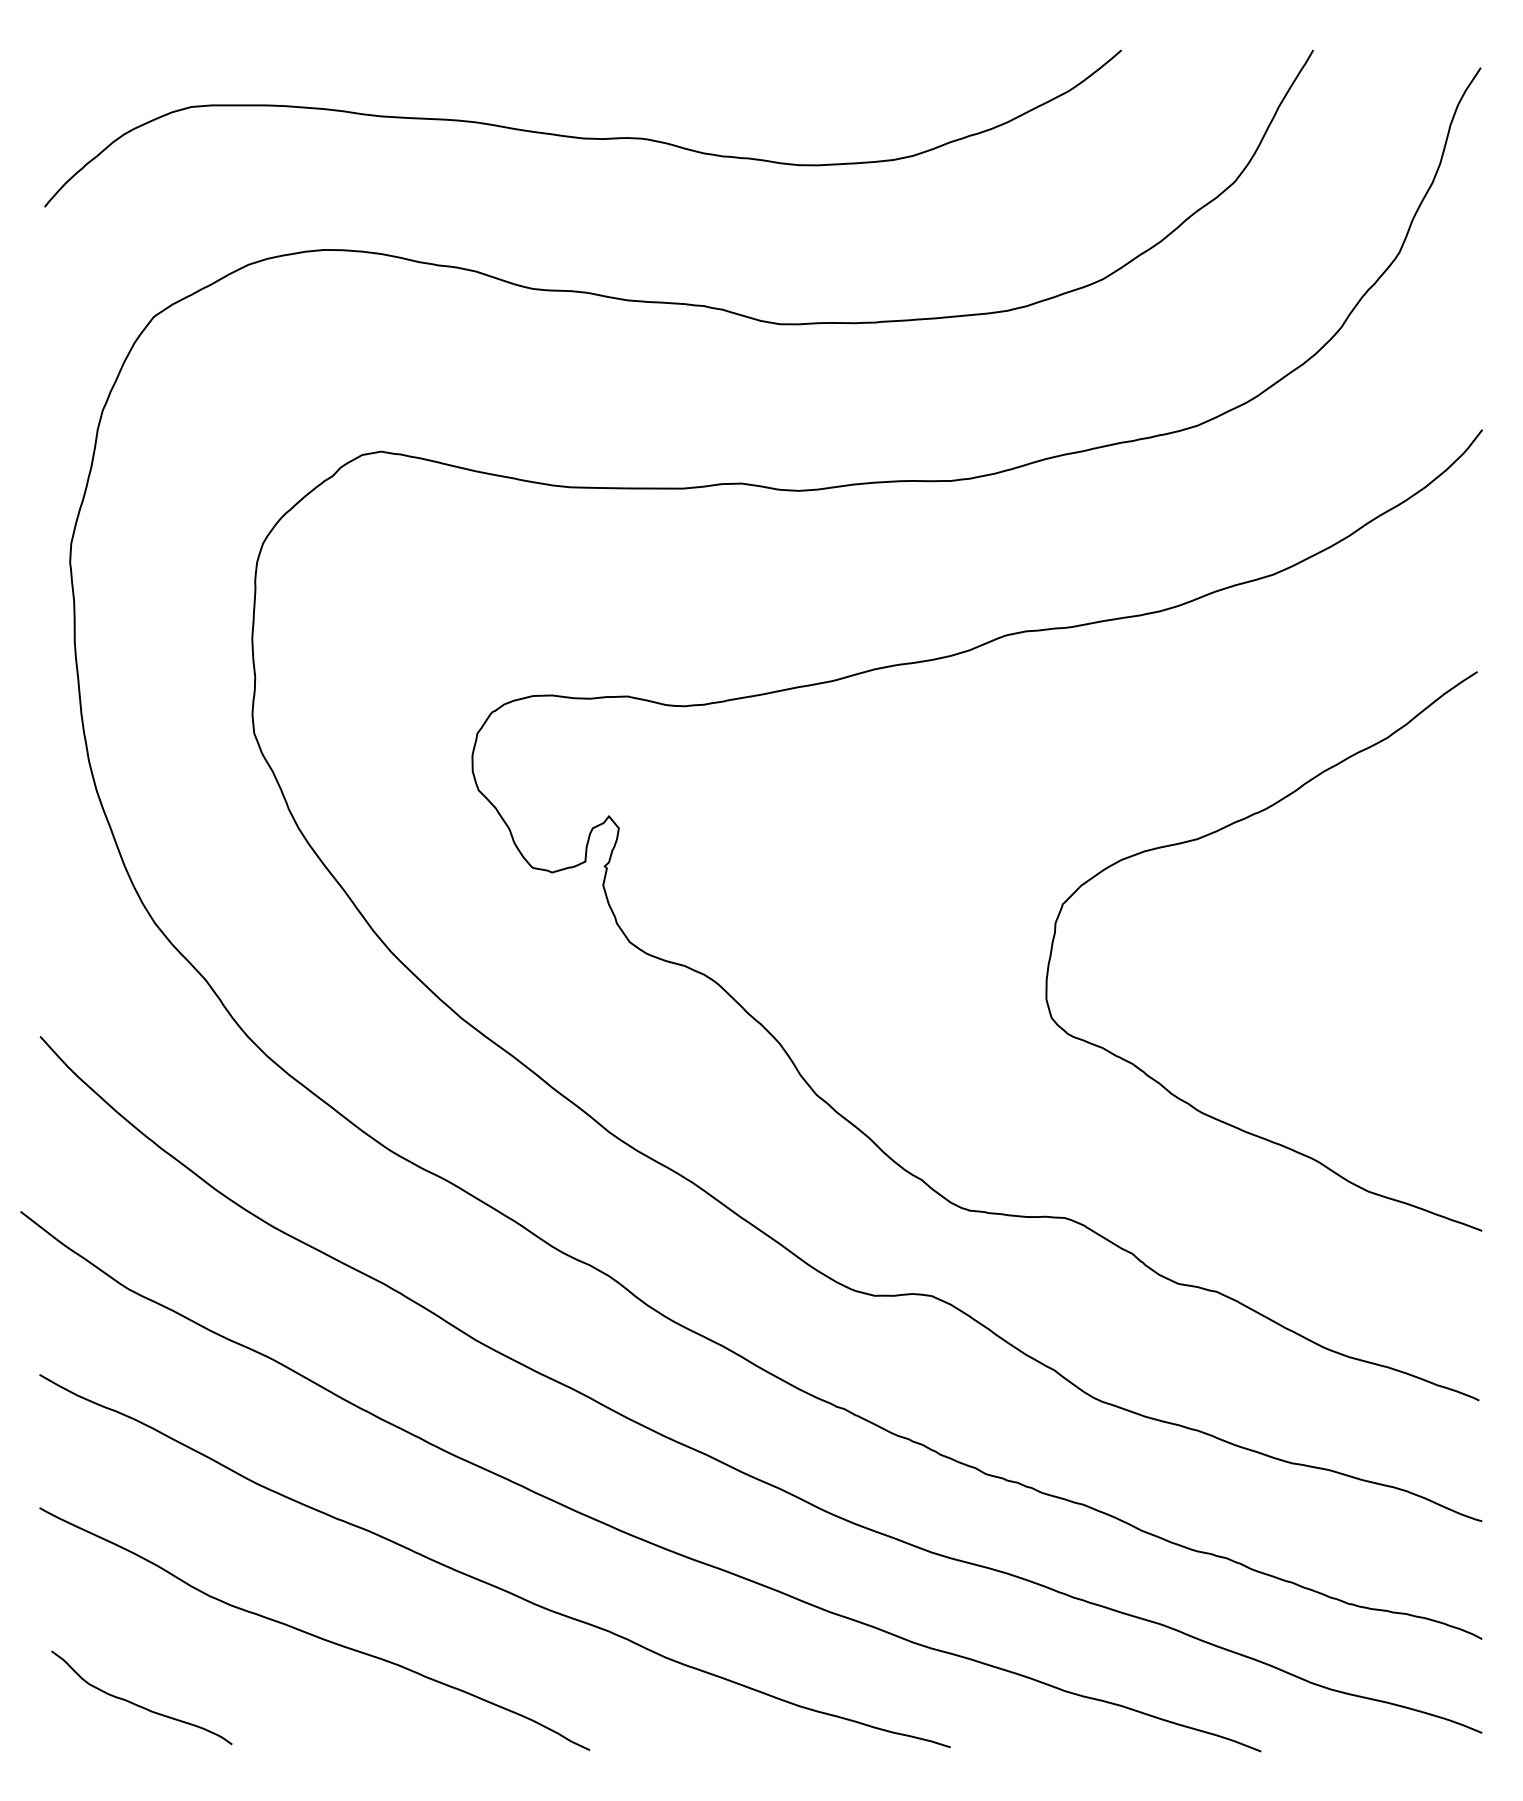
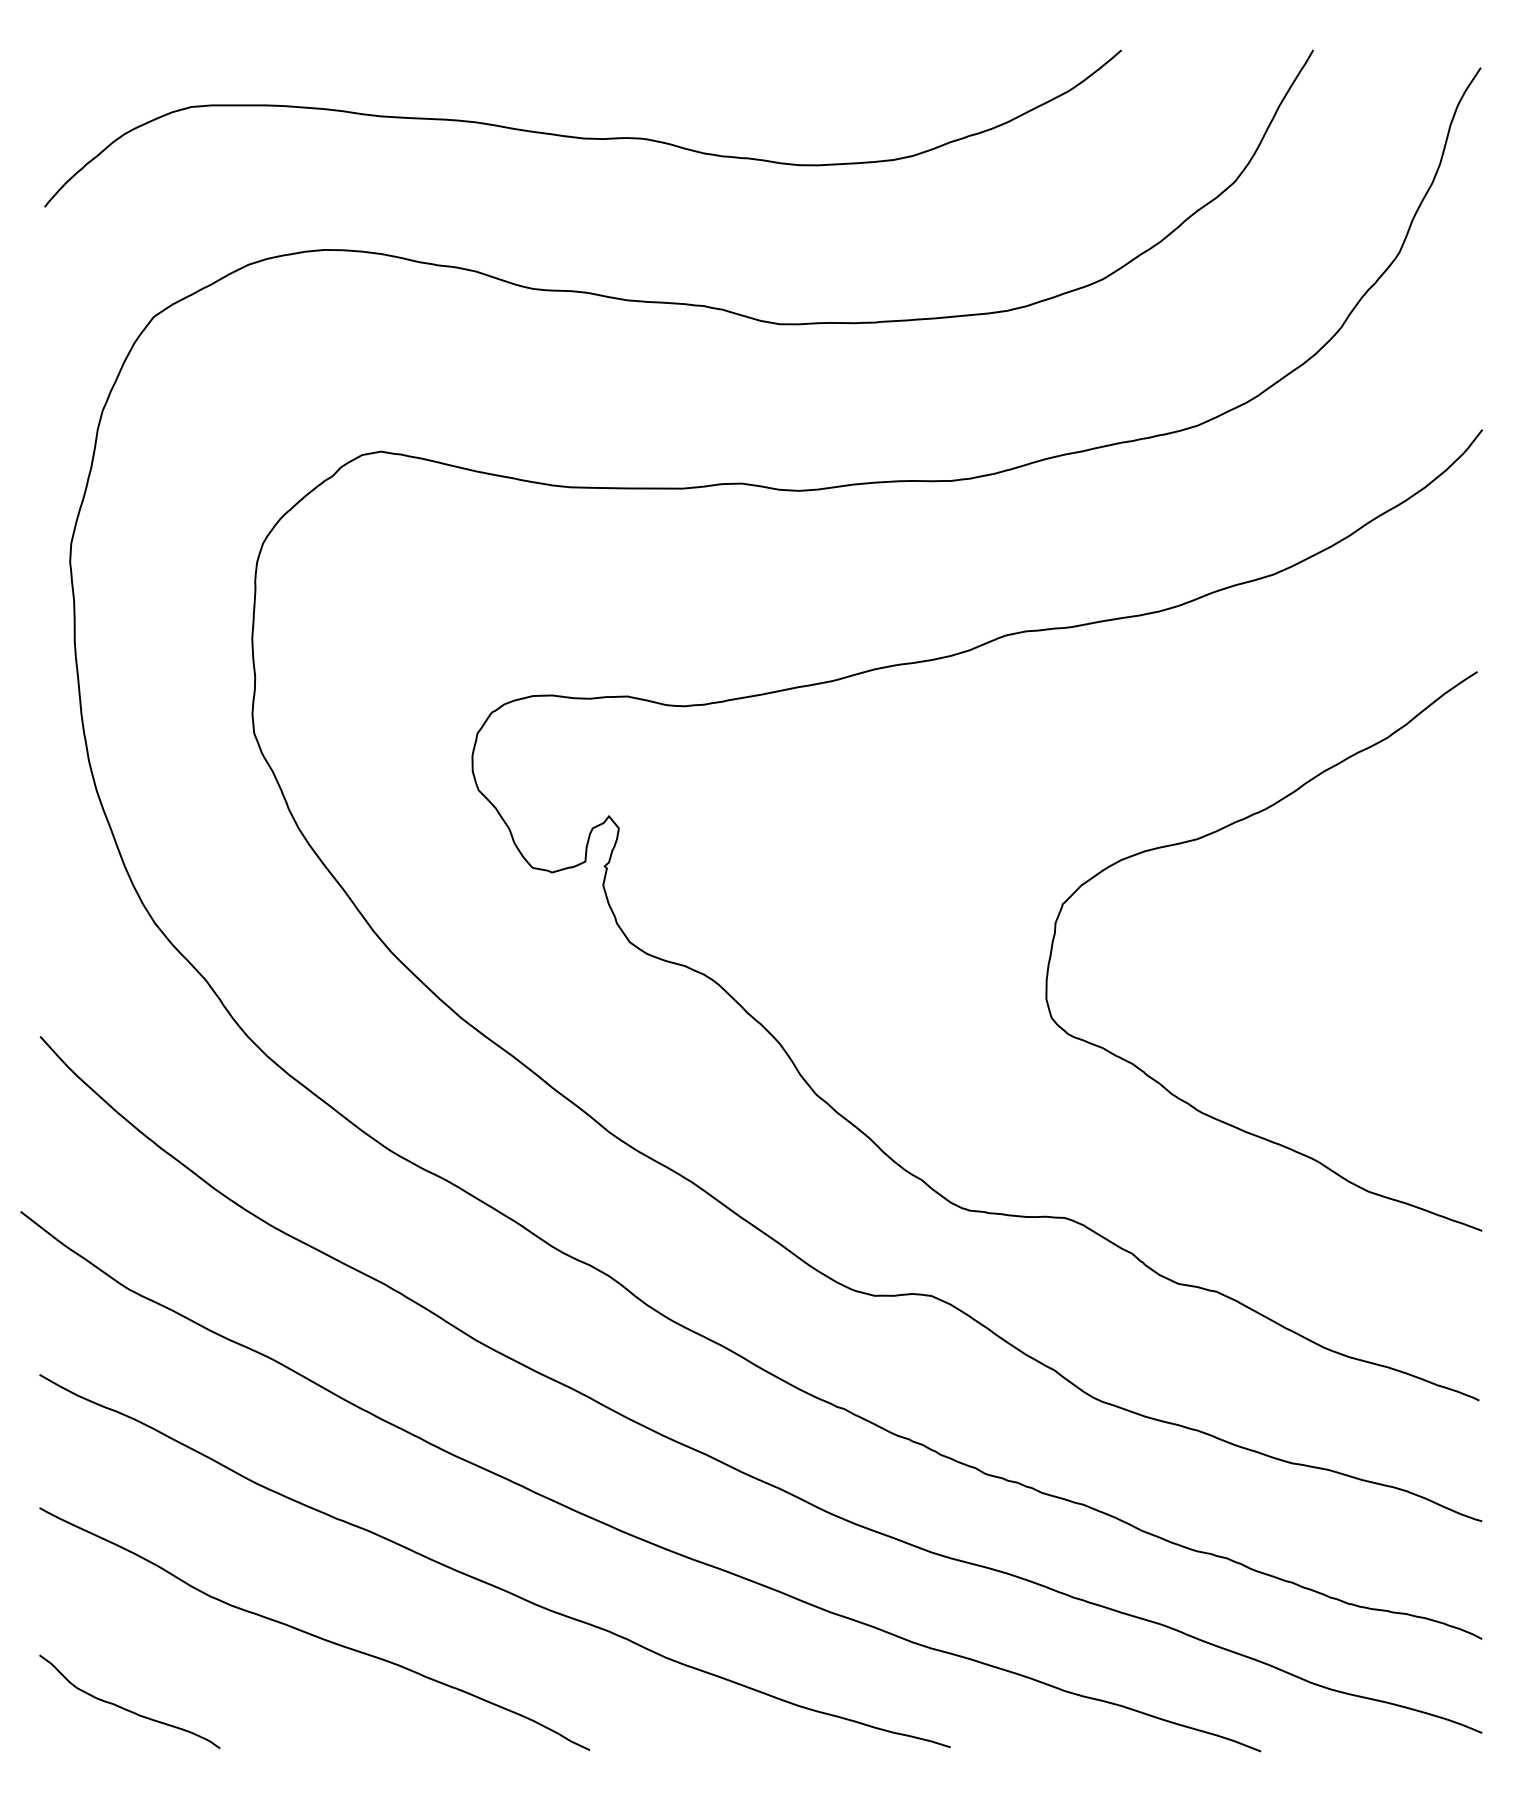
curve position: (138, 1704) -> (126, 1708) (126, 1708)
